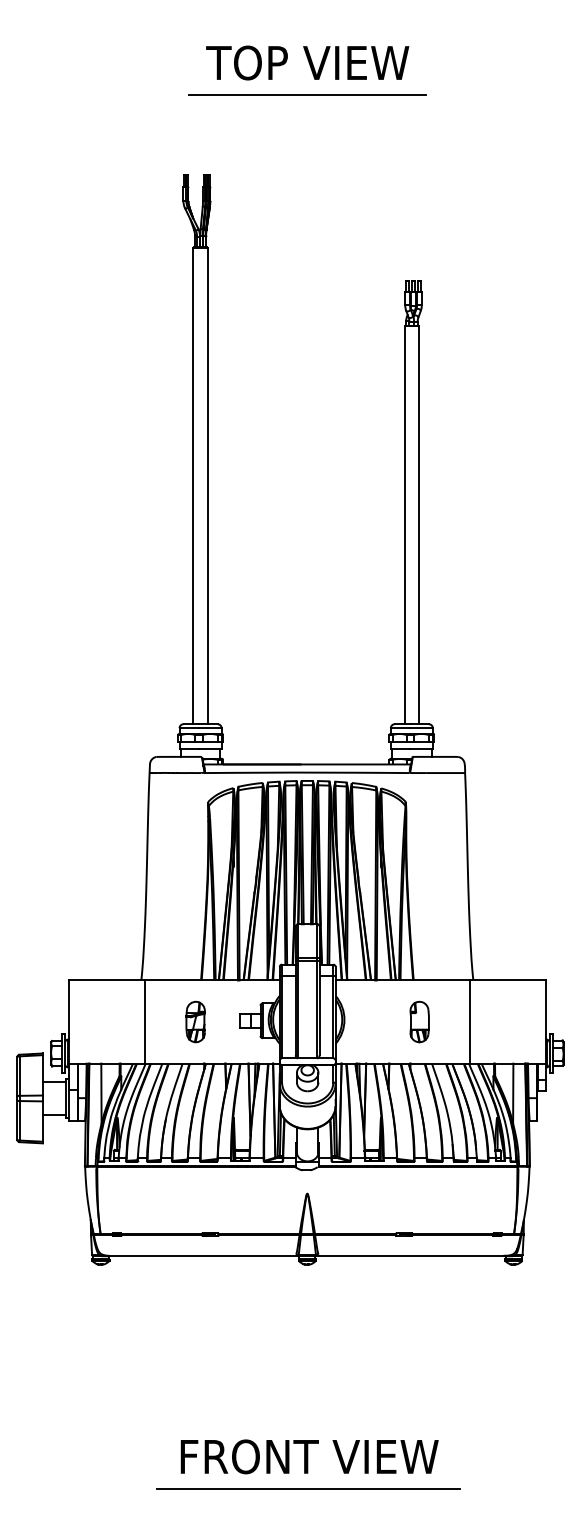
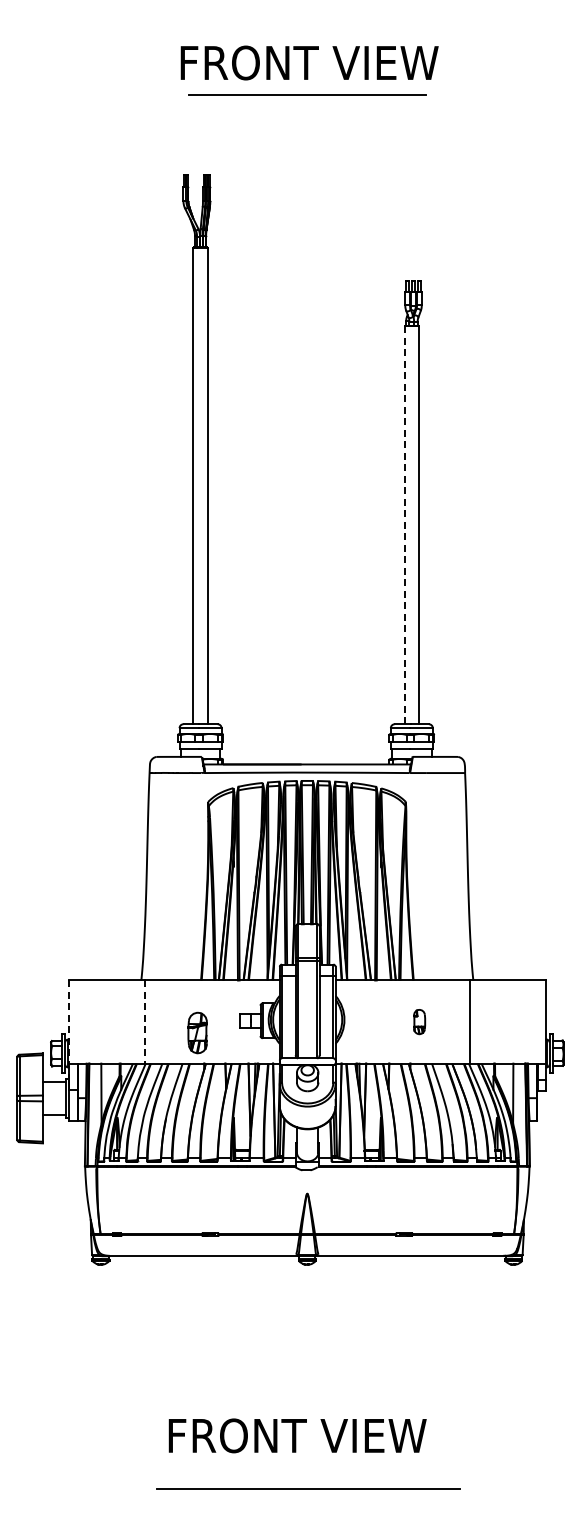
text: TOP VIEW -> FRONT VIEW (309, 62)
line: solid -> dashed (404, 525)
part position: (195, 1021) -> (197, 1032) (197, 1032)
part size: 21x44 px -> 14x27 px (419, 1022)
line: solid -> dashed (69, 1022)
line: solid -> dashed (144, 1022)
text position: (309, 1456) -> (297, 1435) (297, 1435)
